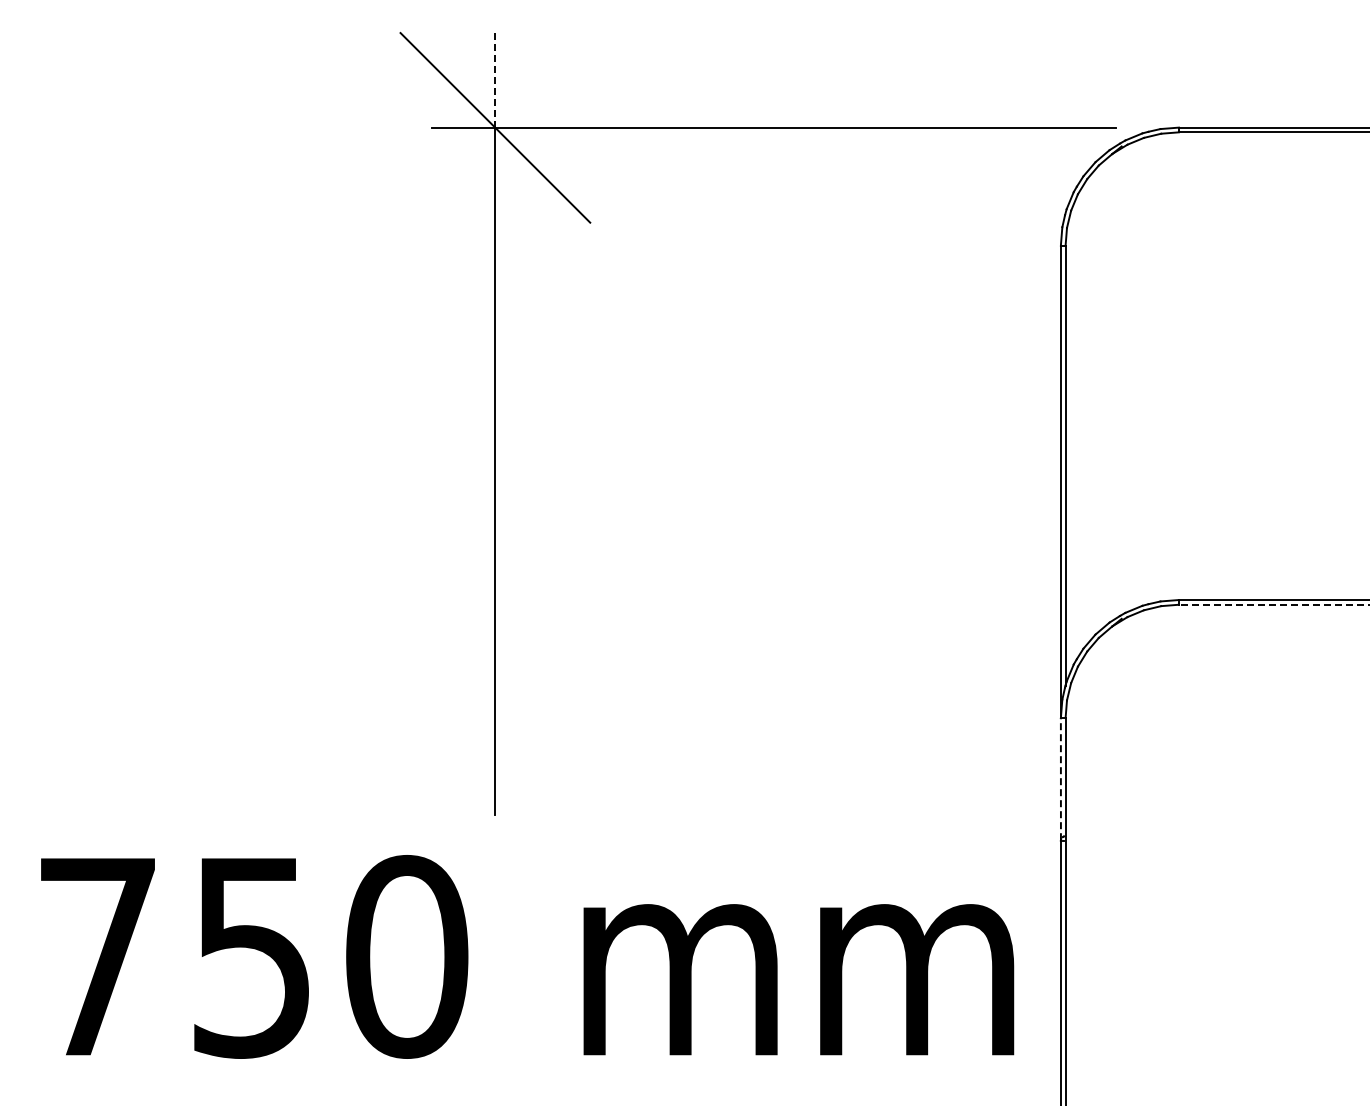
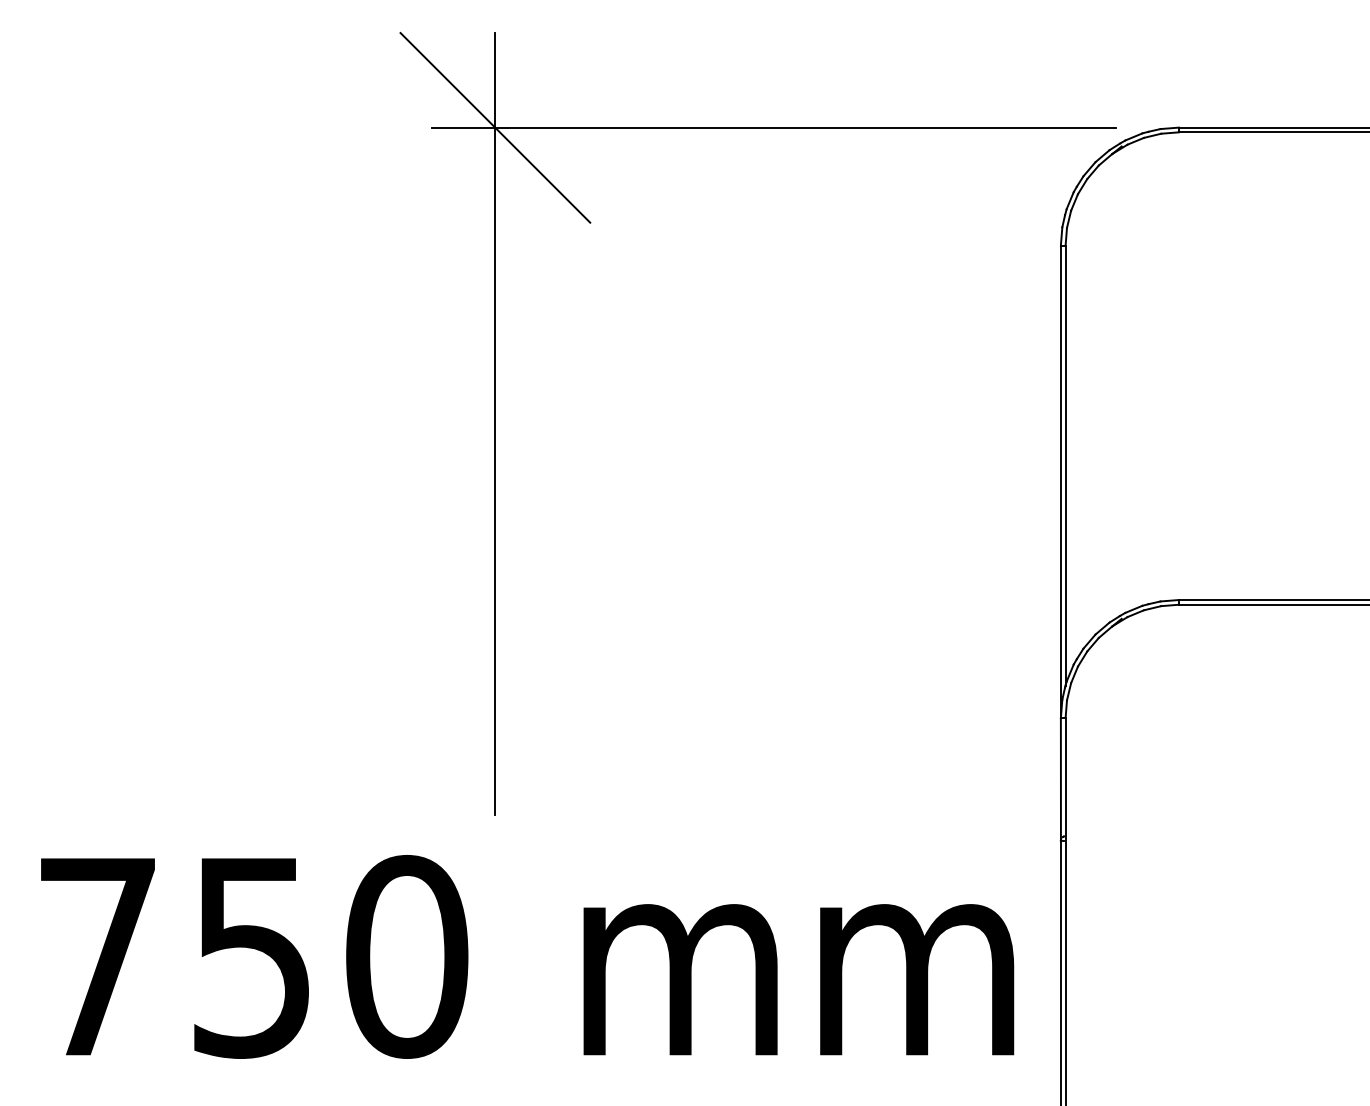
line: dashed -> solid (495, 79)
line: dashed -> solid (1273, 604)
line: dashed -> solid (1060, 778)
